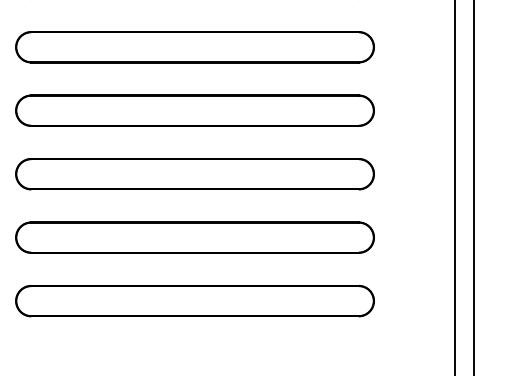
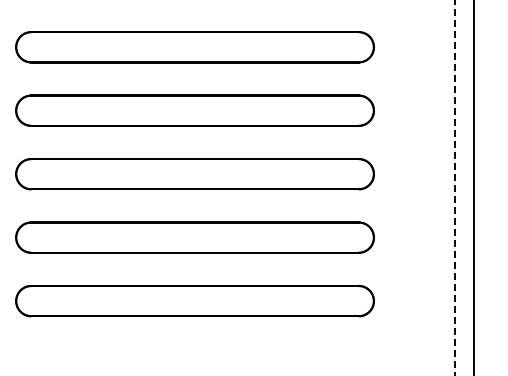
line: solid -> dashed (455, 188)
